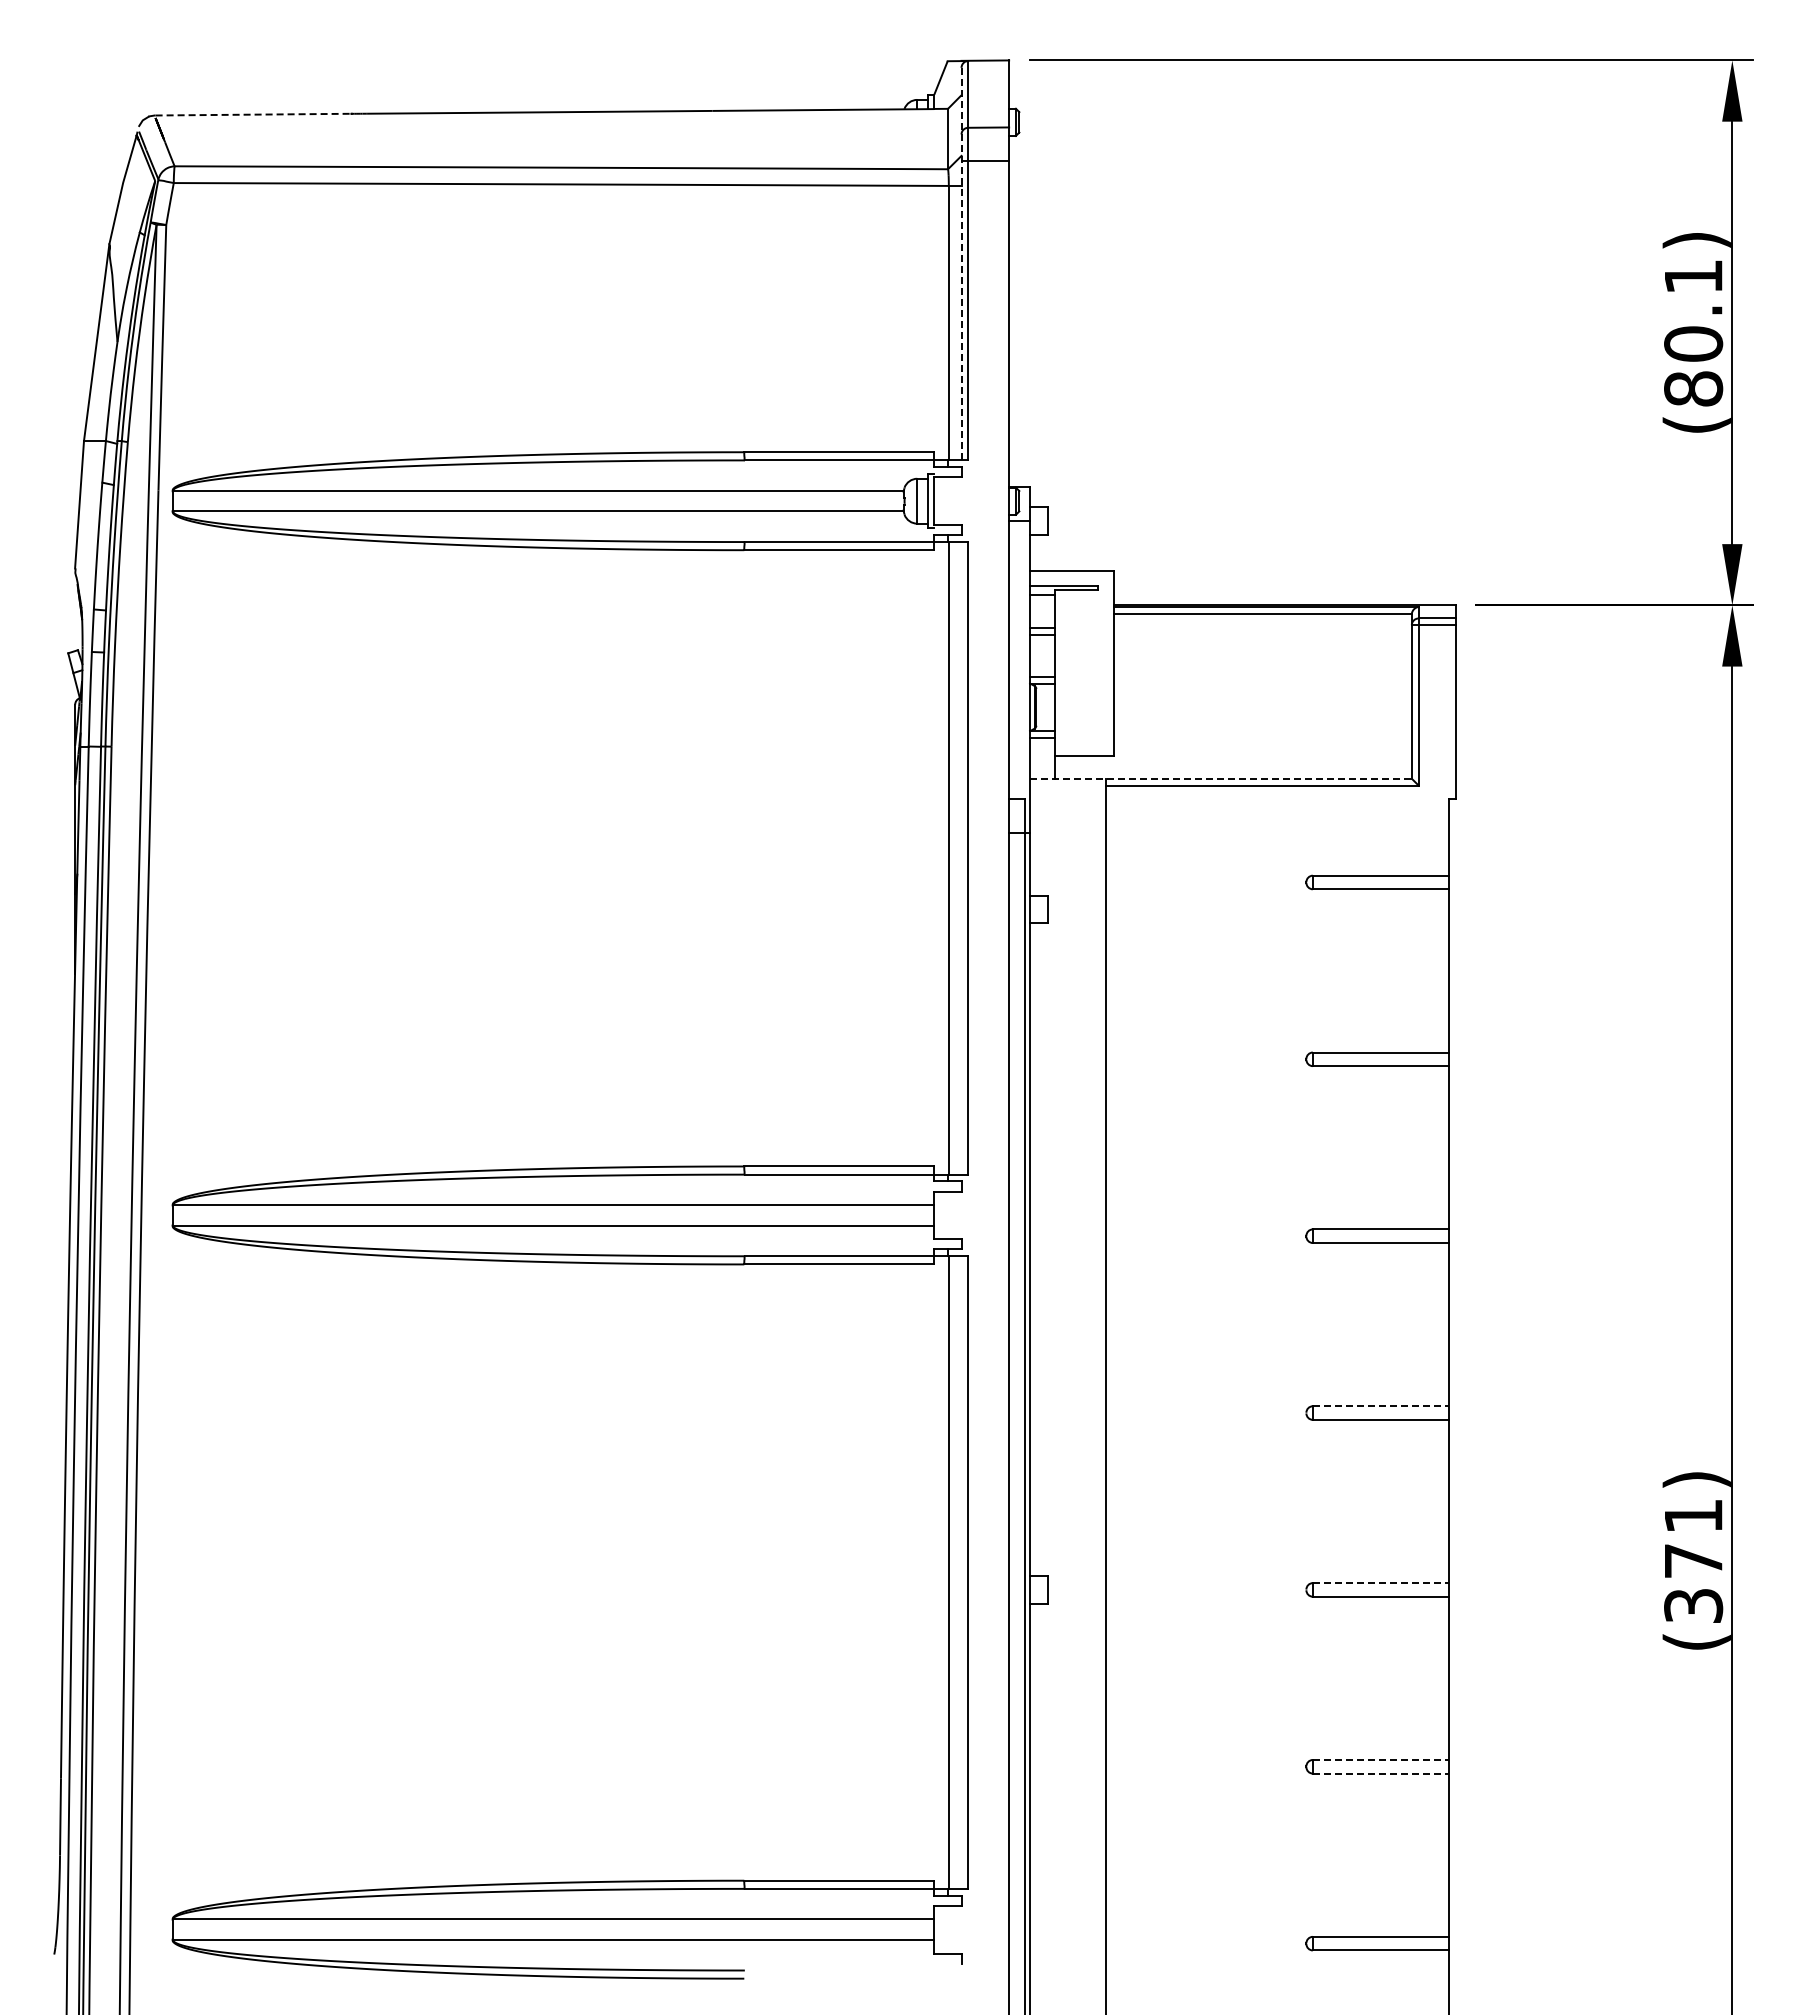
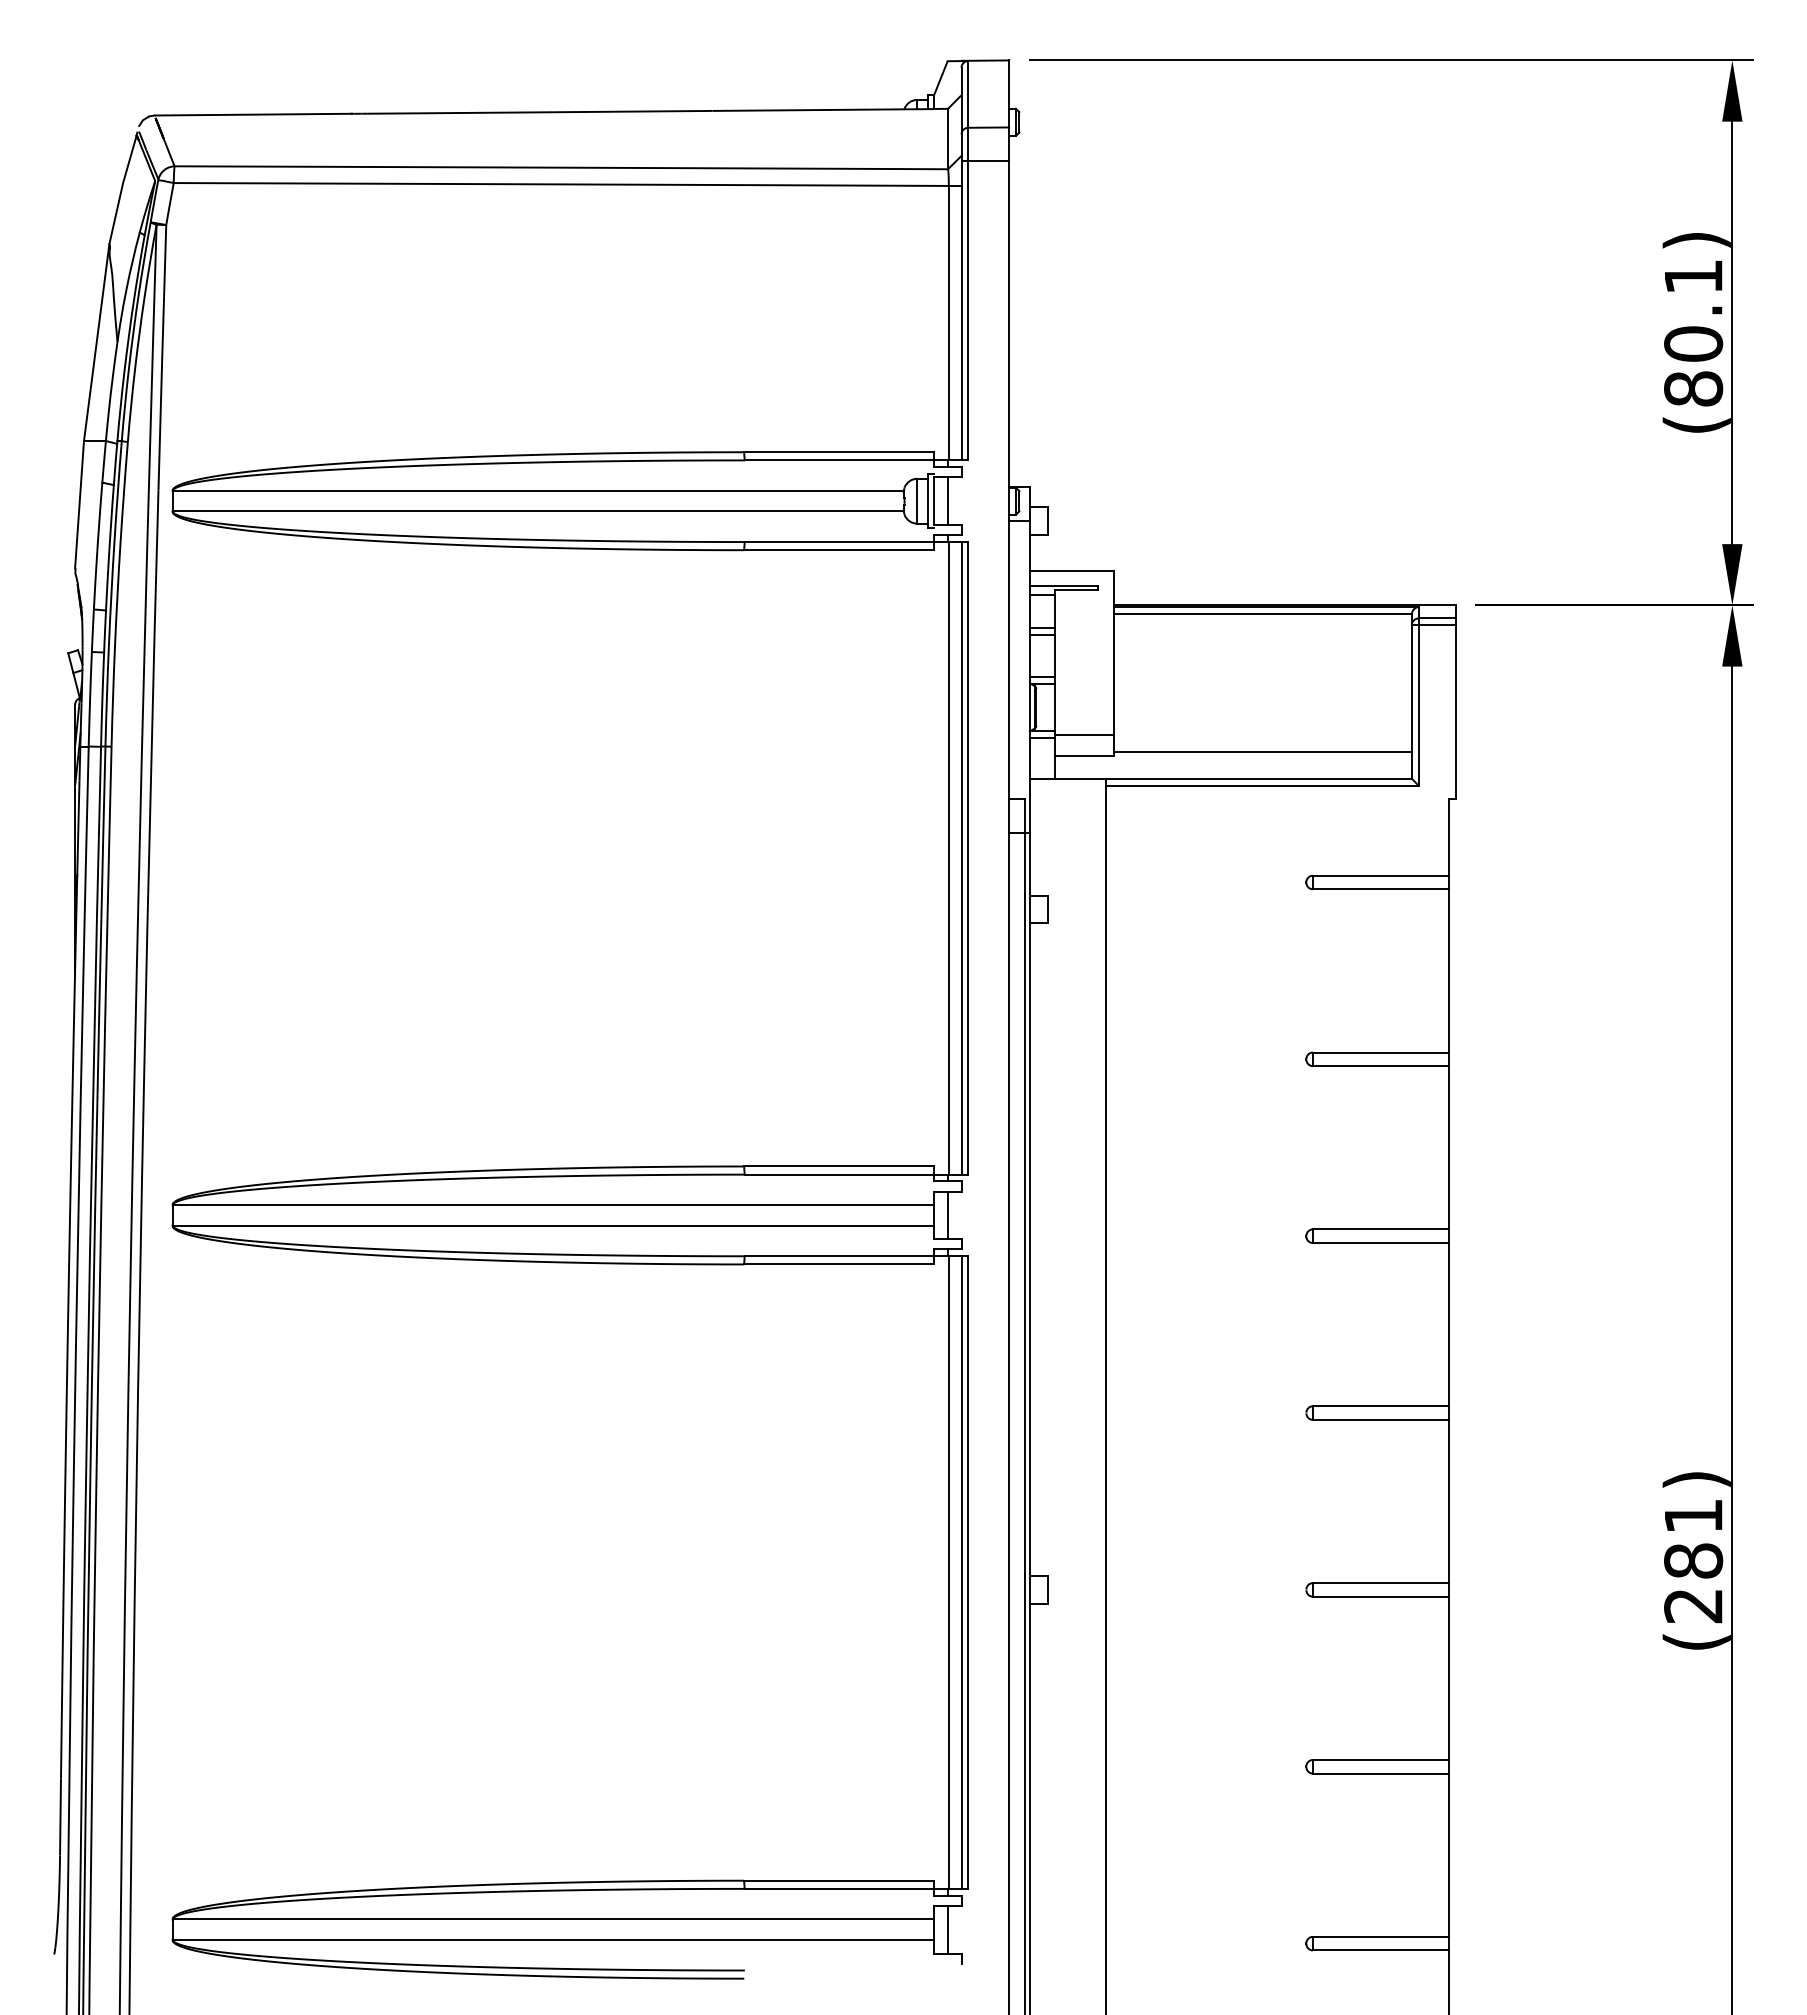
line: dashed -> solid (253, 114)
line: dashed -> solid (961, 263)
line: none -> present (947, 501)
line: none -> present (1083, 735)
line: none -> present (1262, 751)
line: dashed -> solid (1221, 778)
line: none -> present (961, 858)
line: none -> present (947, 1215)
line: dashed -> solid (1381, 1406)
line: none -> present (961, 1572)
line: dashed -> solid (1381, 1583)
text: (371) -> (281) (1693, 1583)
line: dashed -> solid (1381, 1759)
line: dashed -> solid (1381, 1773)
line: none -> present (947, 1929)
